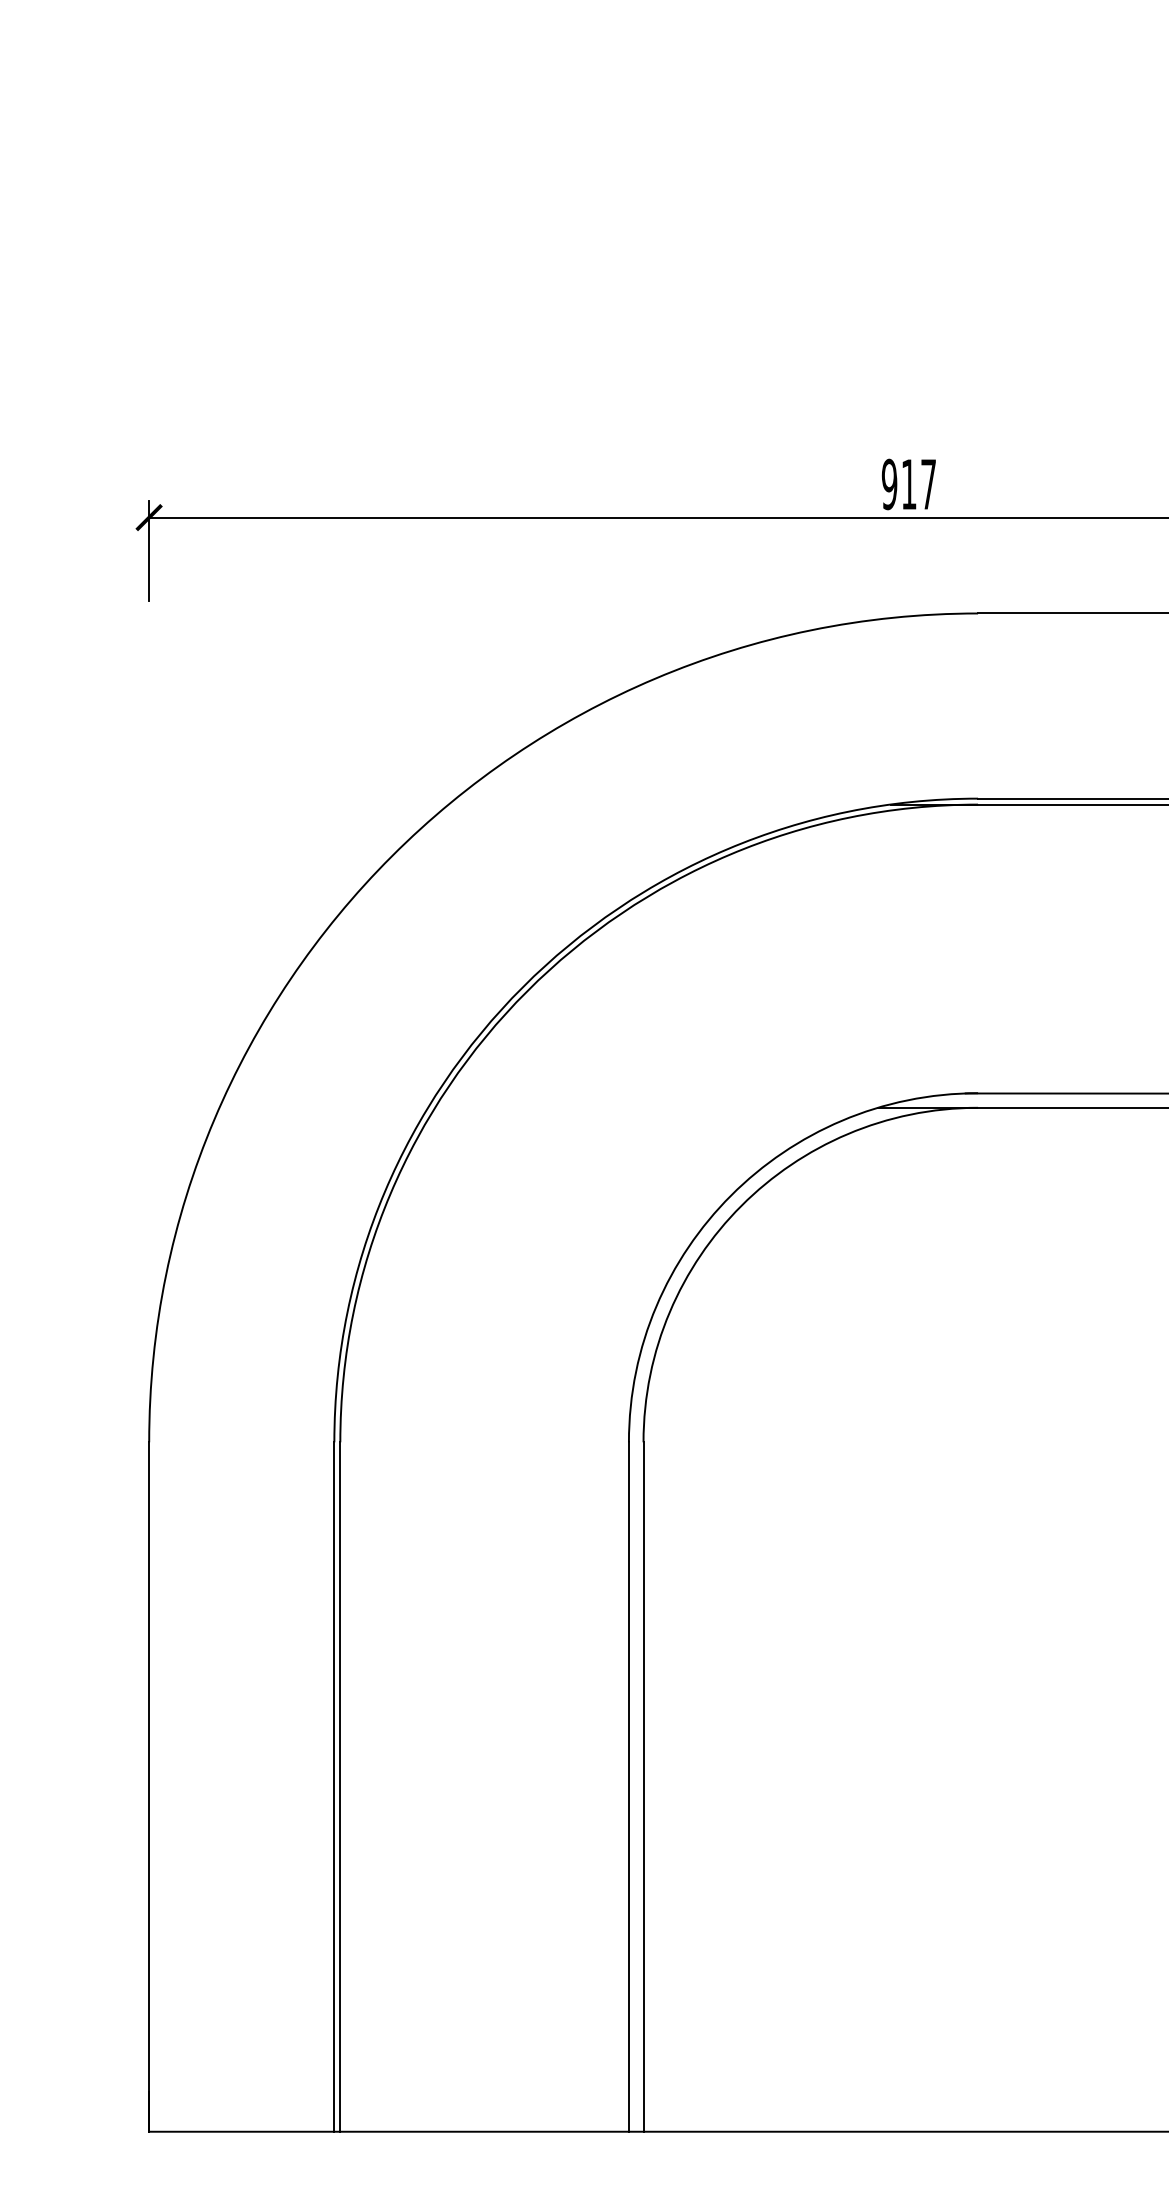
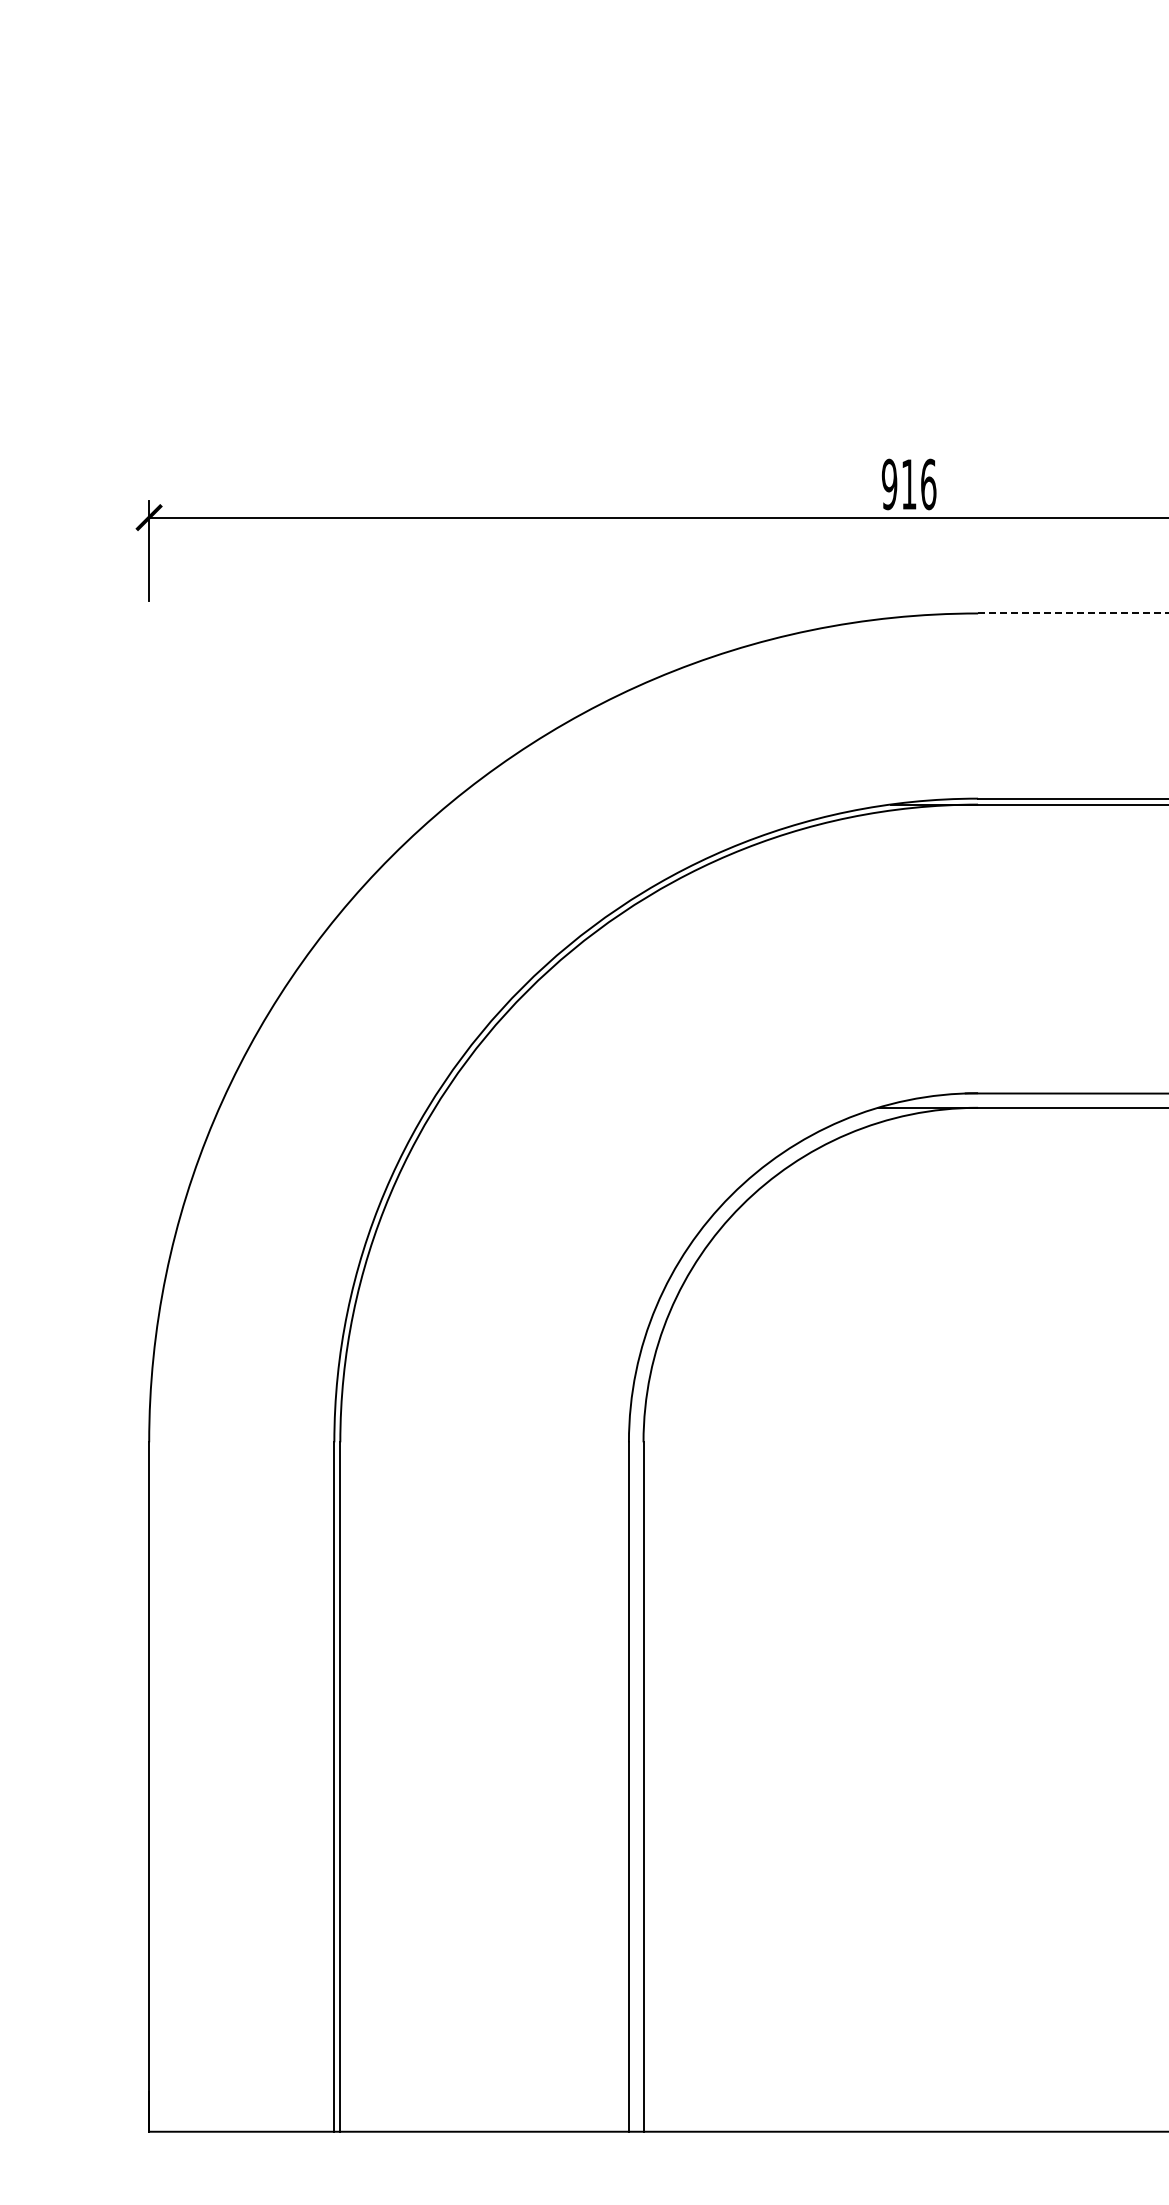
text: 917 -> 916 (928, 484)
line: solid -> dashed (1073, 613)
